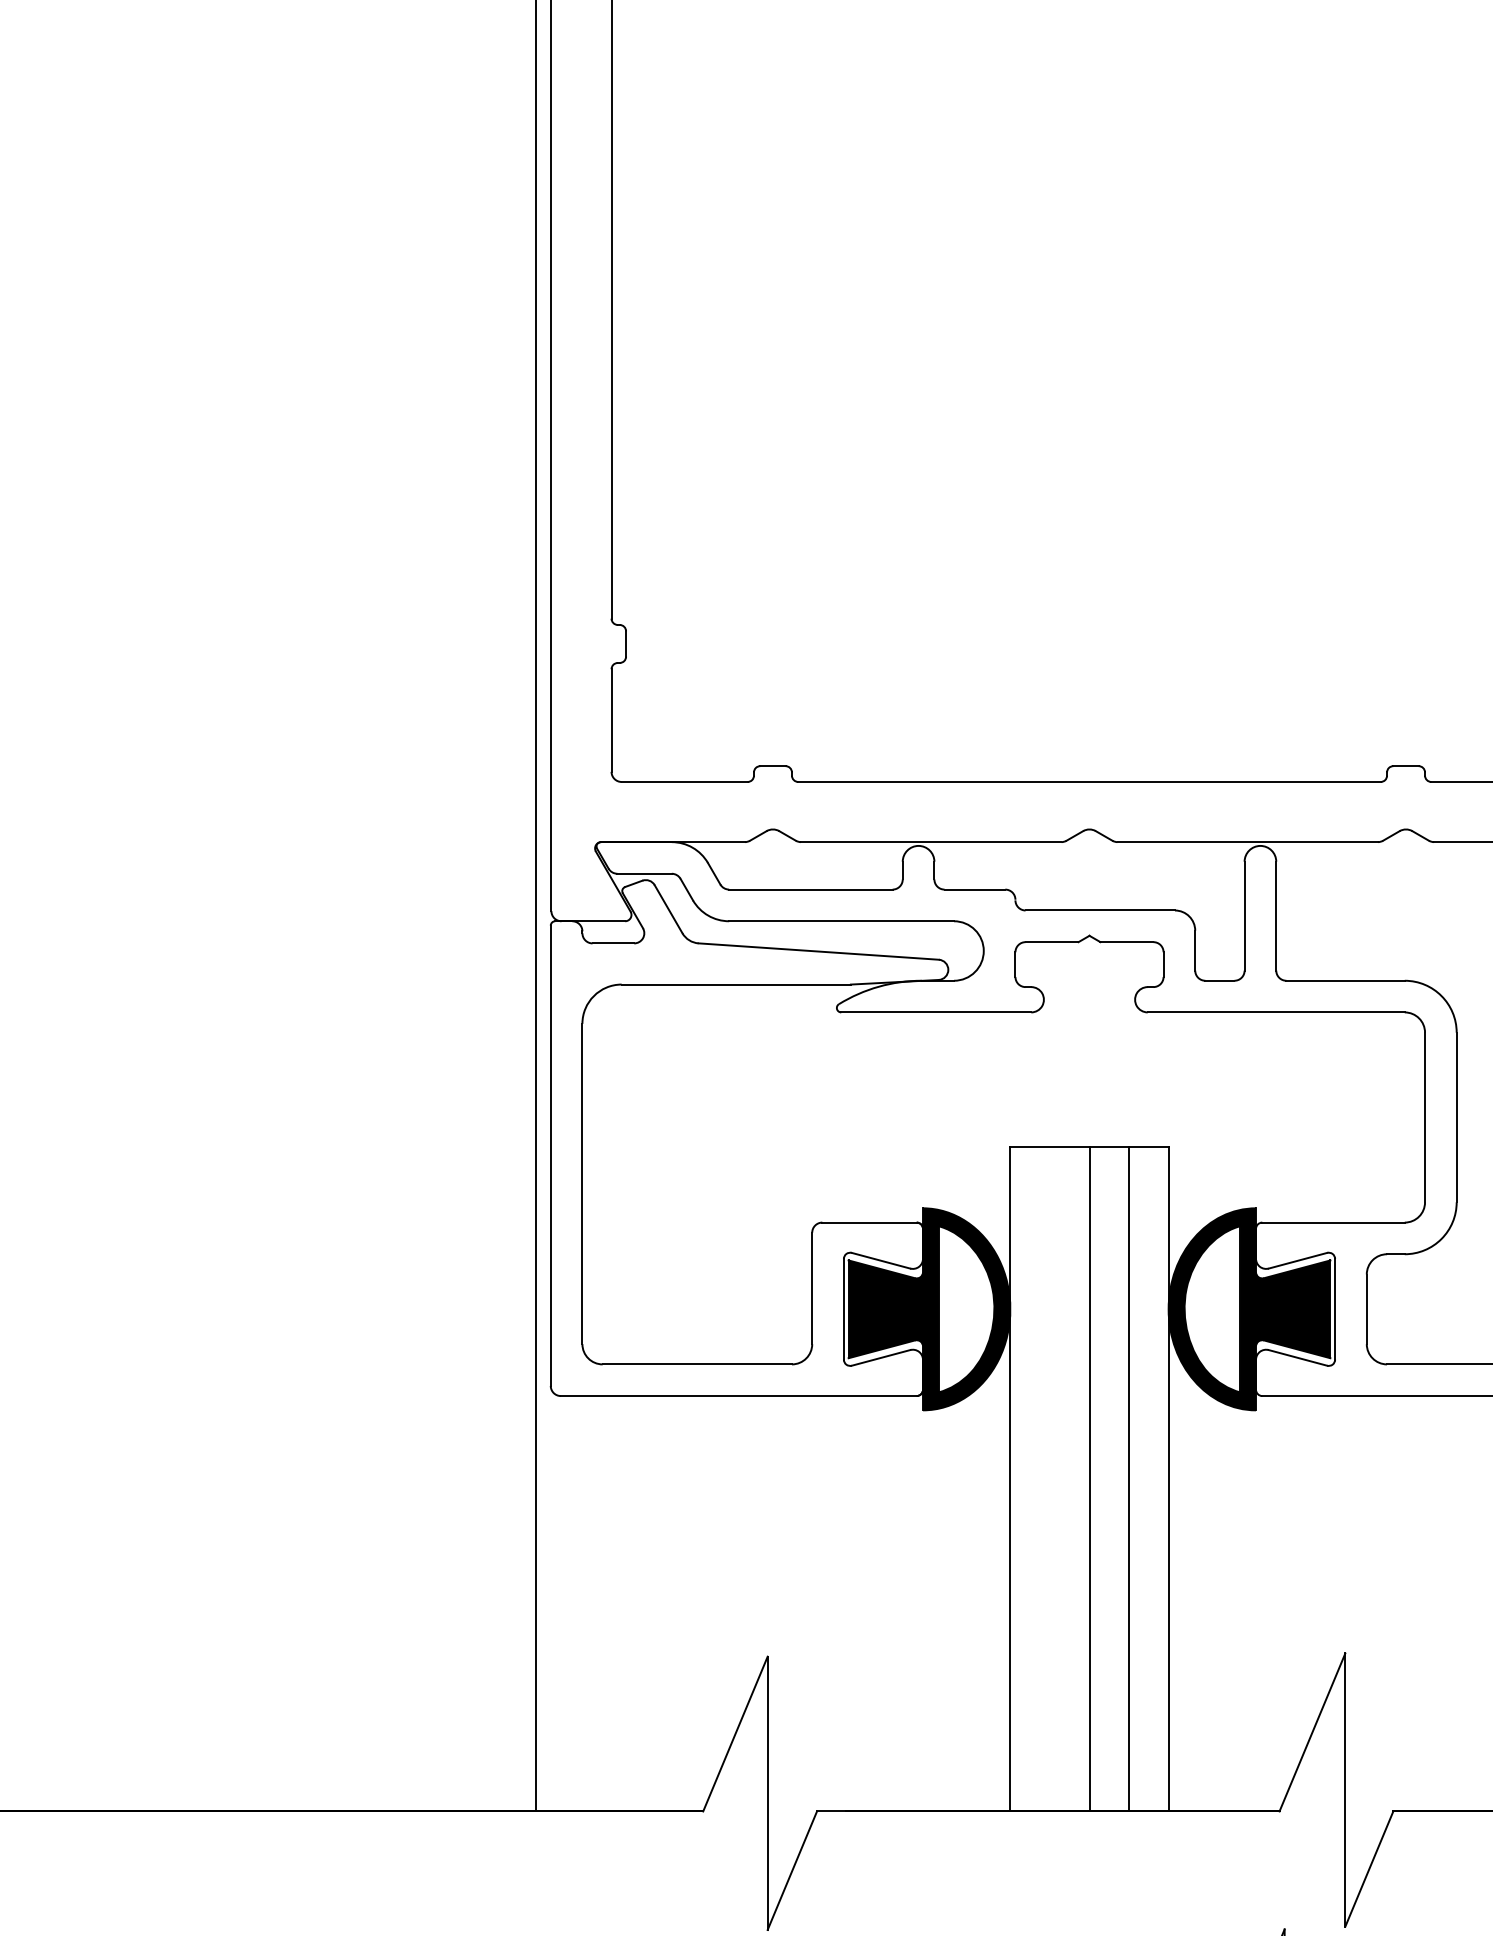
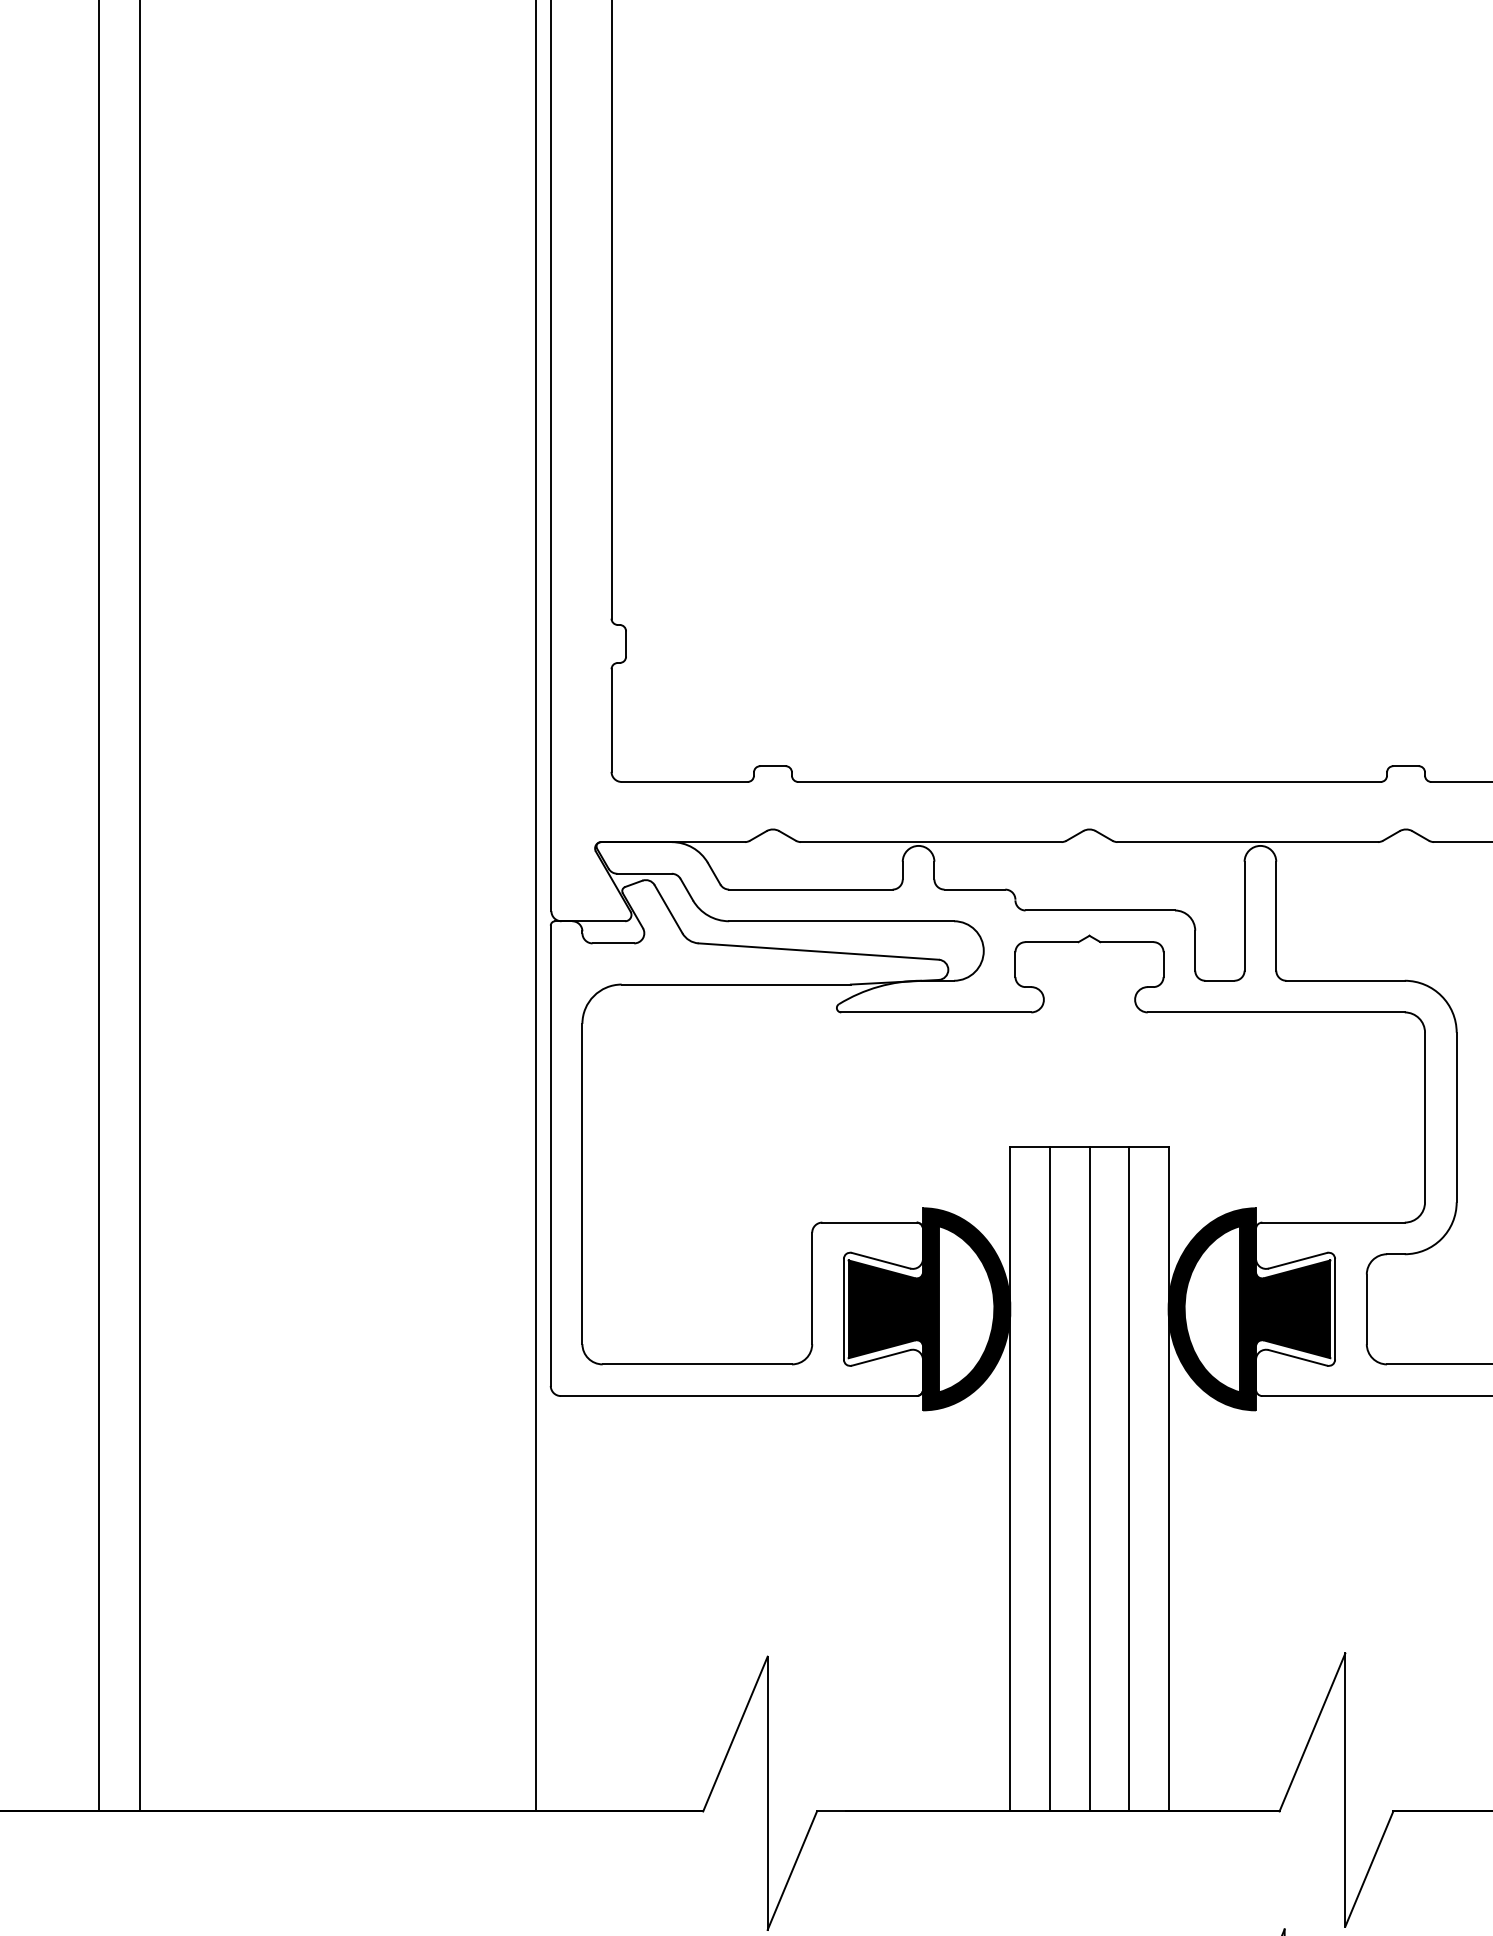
line: none -> present (99, 906)
line: none -> present (139, 906)
line: none -> present (1049, 1478)
